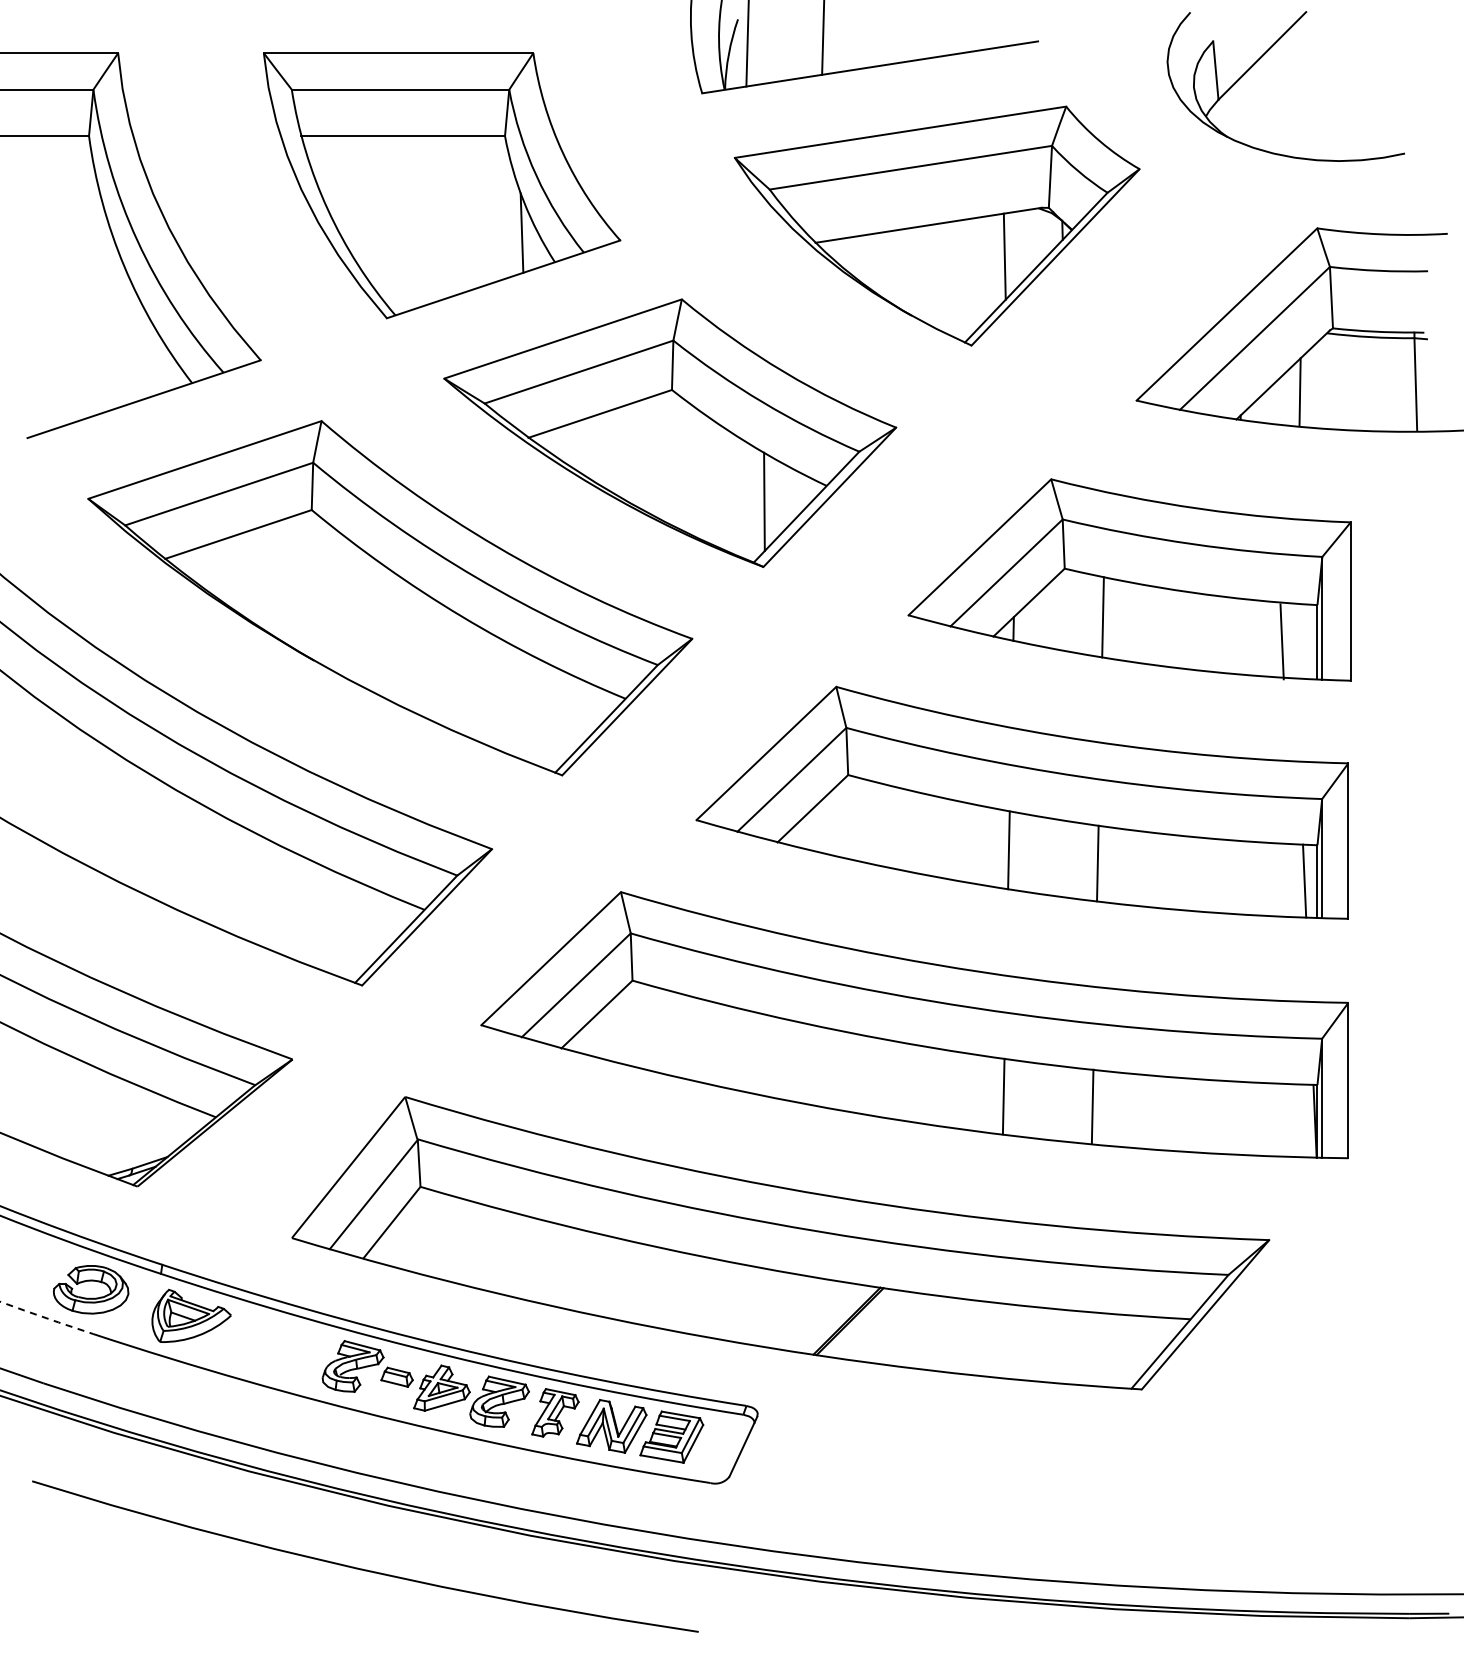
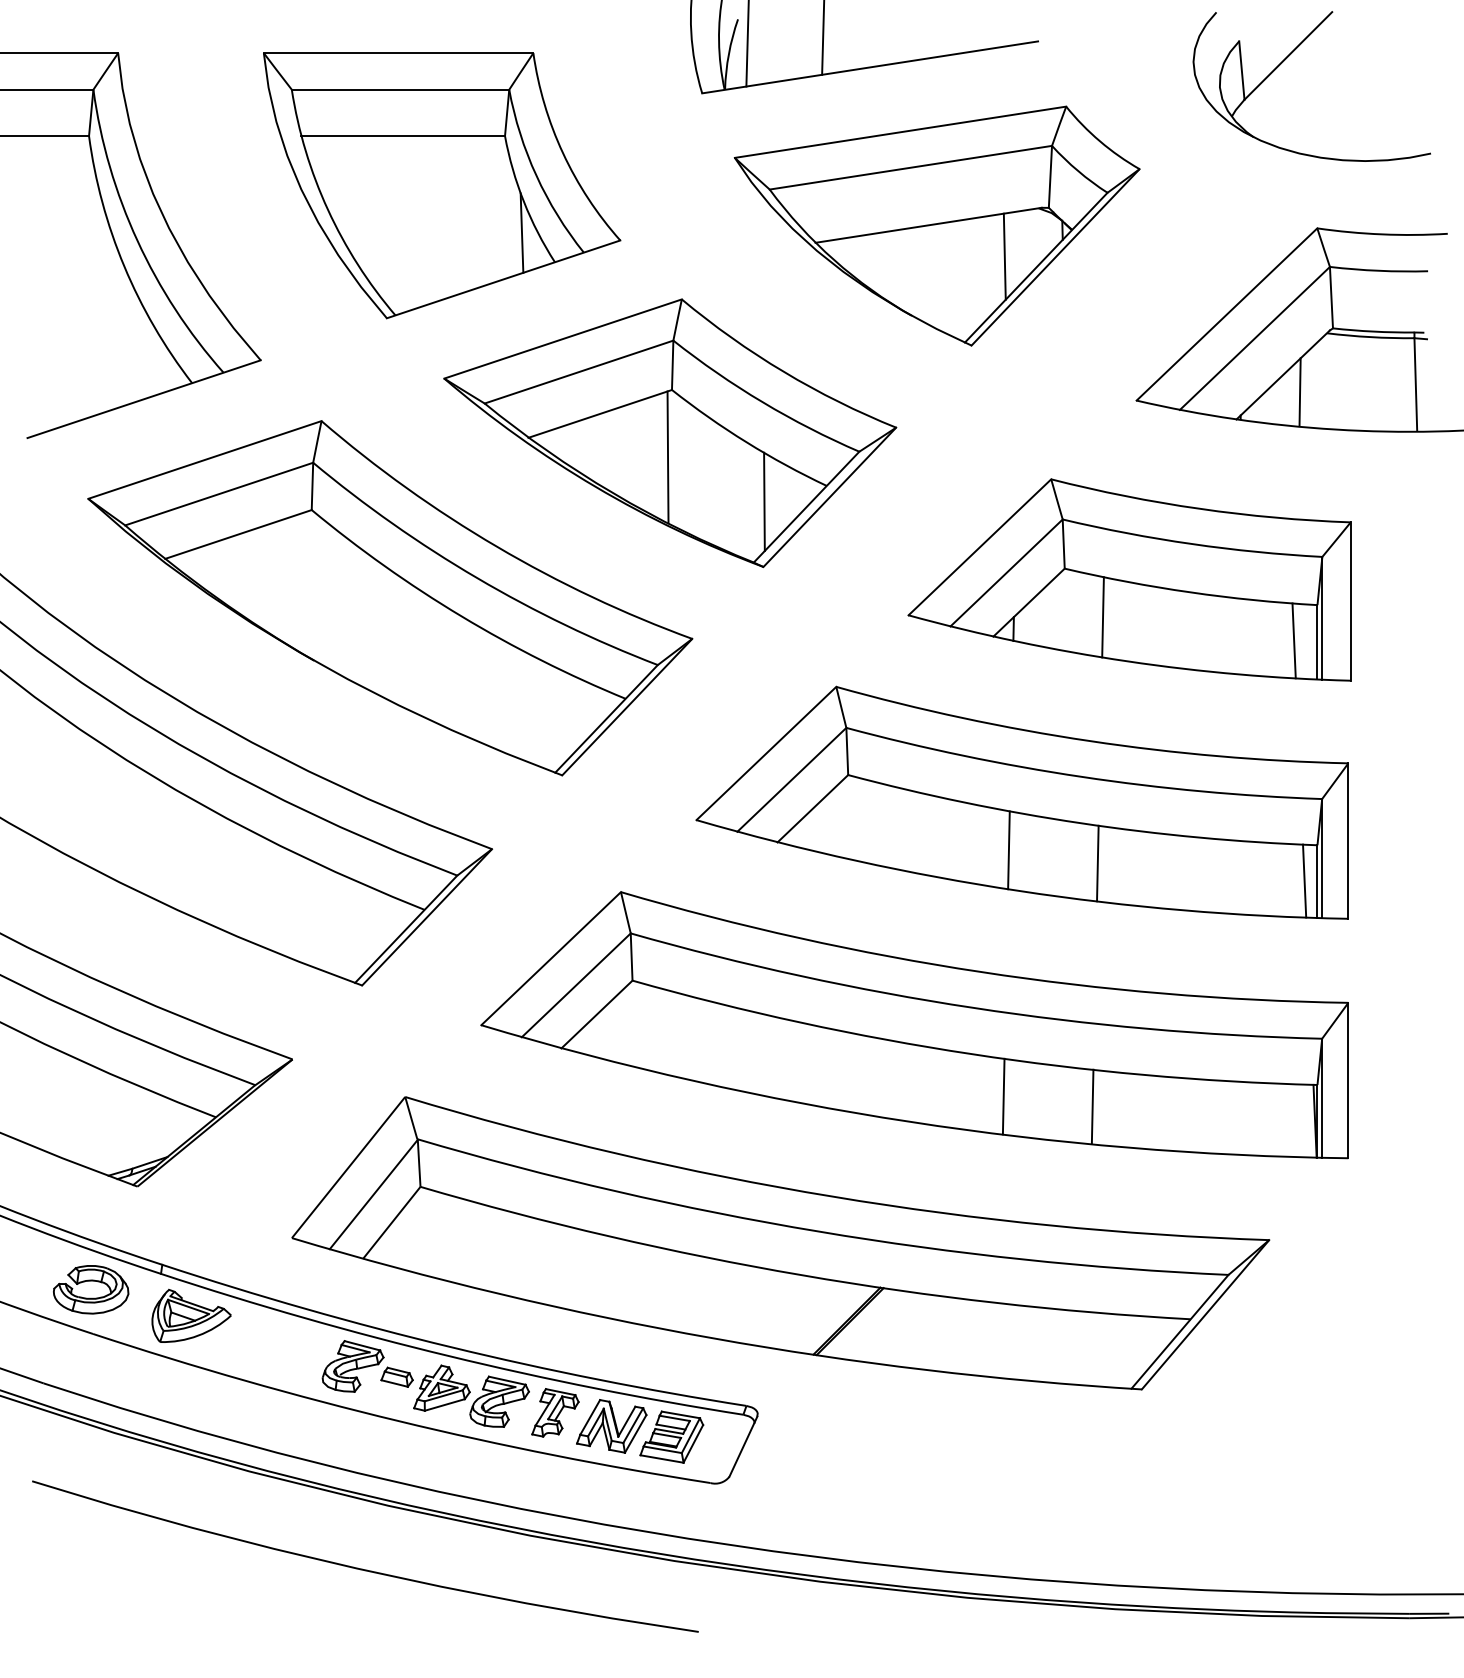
part position: (1259, 60) -> (1285, 60) (1285, 60)
line: none -> present (667, 457)
line position: (1281, 641) -> (1293, 640) (1293, 640)
arc: dashed -> solid (46, 1318)
